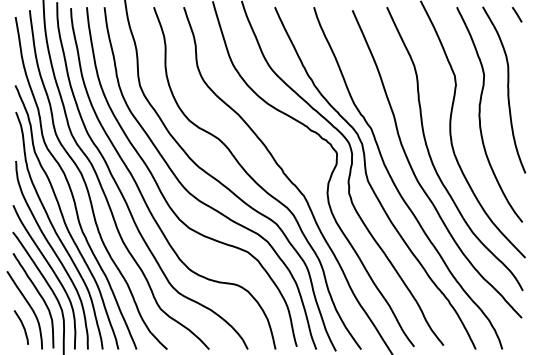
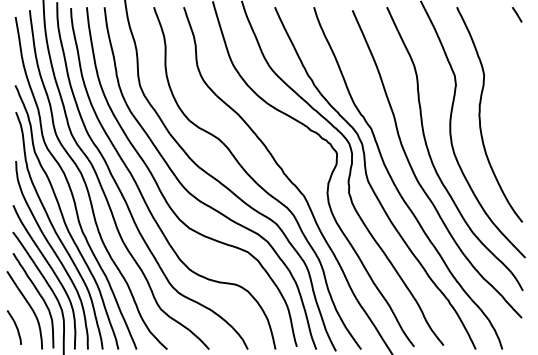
curve: present -> none (507, 89)
curve position: (22, 327) -> (15, 327) (15, 327)
